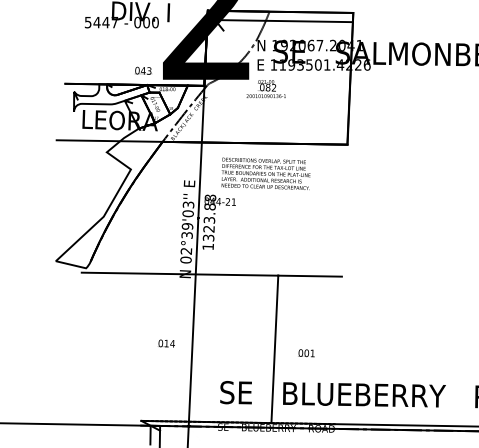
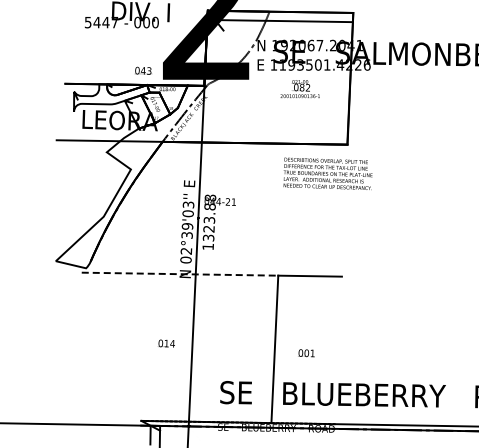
text position: (265, 88) -> (299, 88) (299, 88)
text position: (265, 173) -> (327, 173) (327, 173)
line: solid -> dashed (180, 274)
